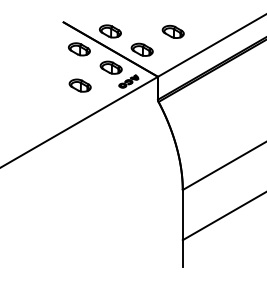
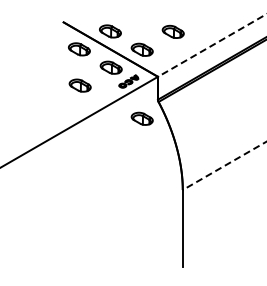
line: solid -> dashed (212, 45)
part: none -> present (141, 118)
line: solid -> dashed (224, 166)
line: present -> none (222, 216)
